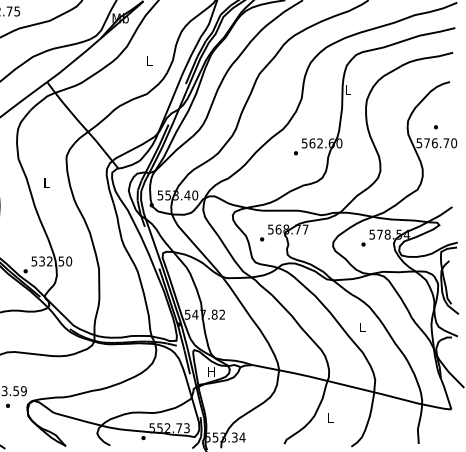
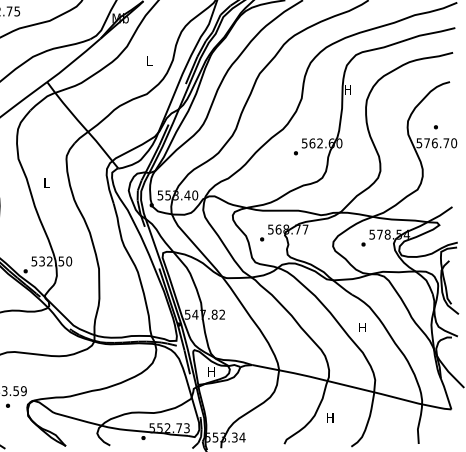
text: L -> H (347, 89)
text: L -> H (362, 327)
text: L -> H (330, 417)
